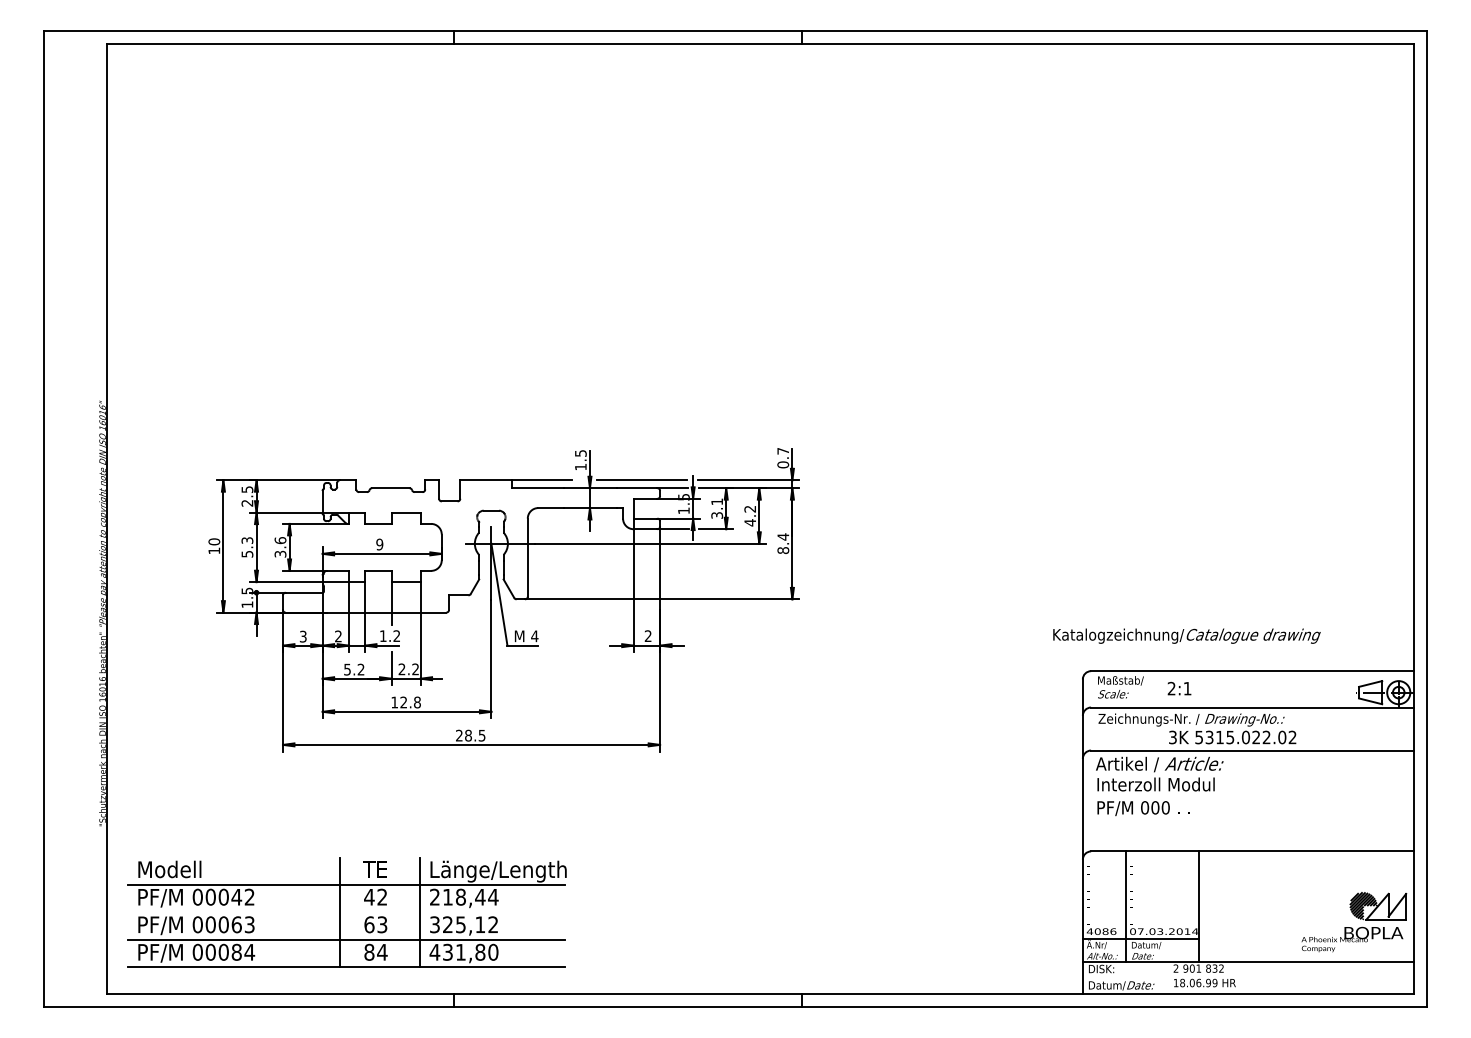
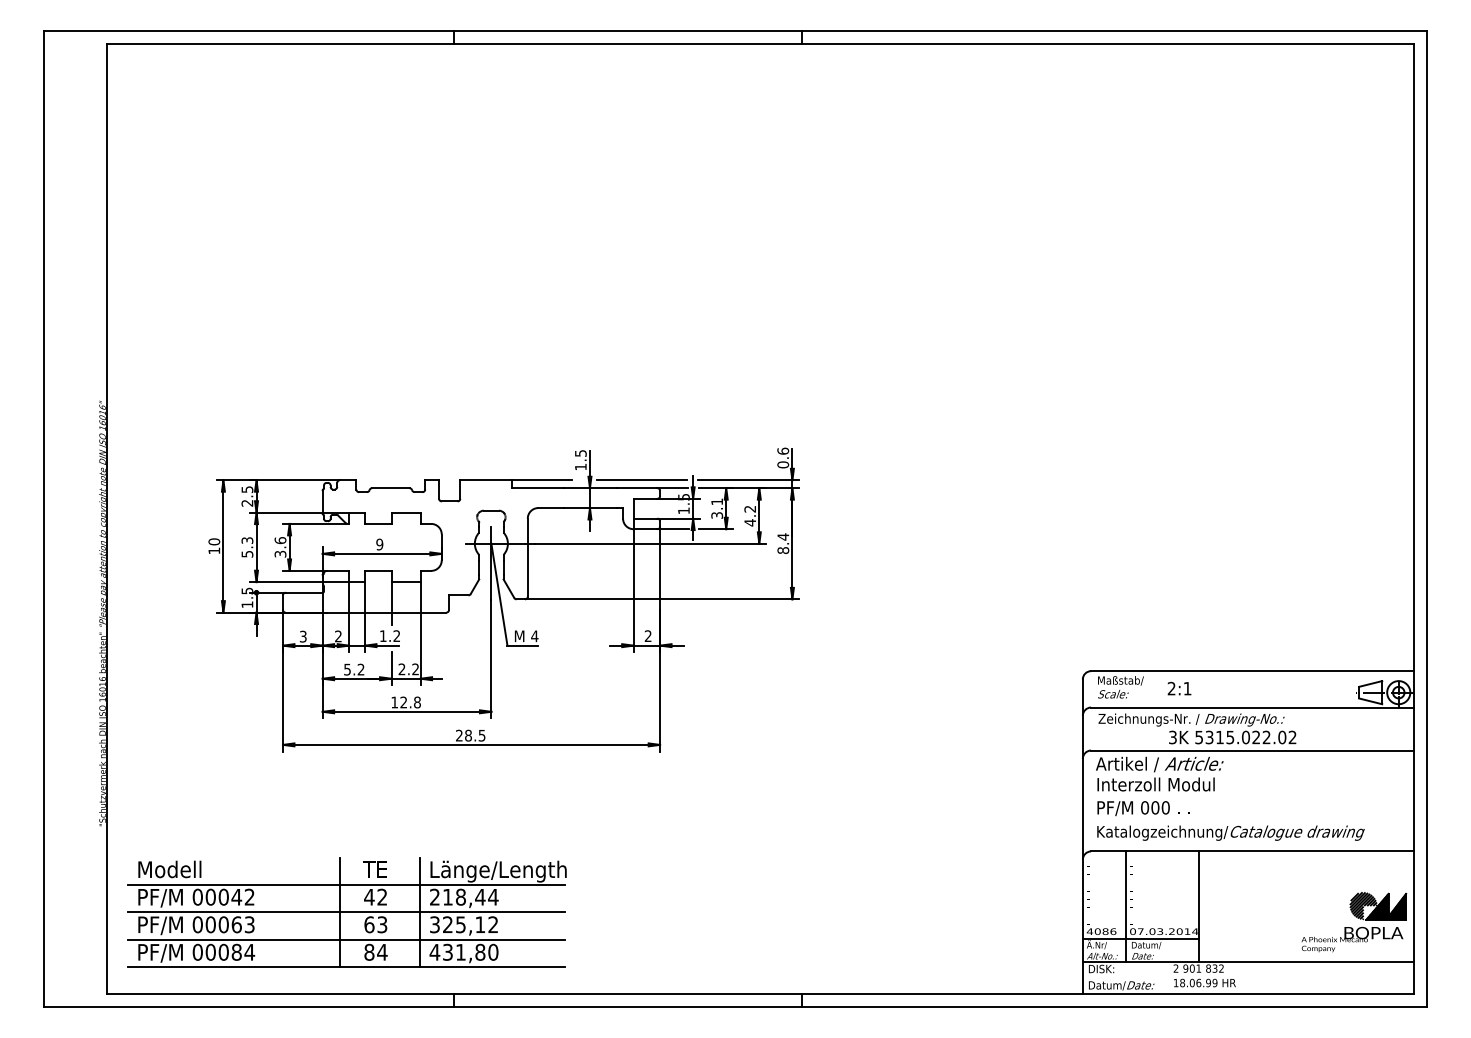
text: 0.7 -> 0.6 (783, 450)
text position: (1186, 635) -> (1230, 832) (1230, 832)
hatch: none -> present (1386, 906)
line: none -> present (346, 912)
